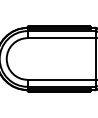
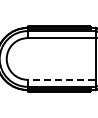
line: solid -> dashed (62, 79)
